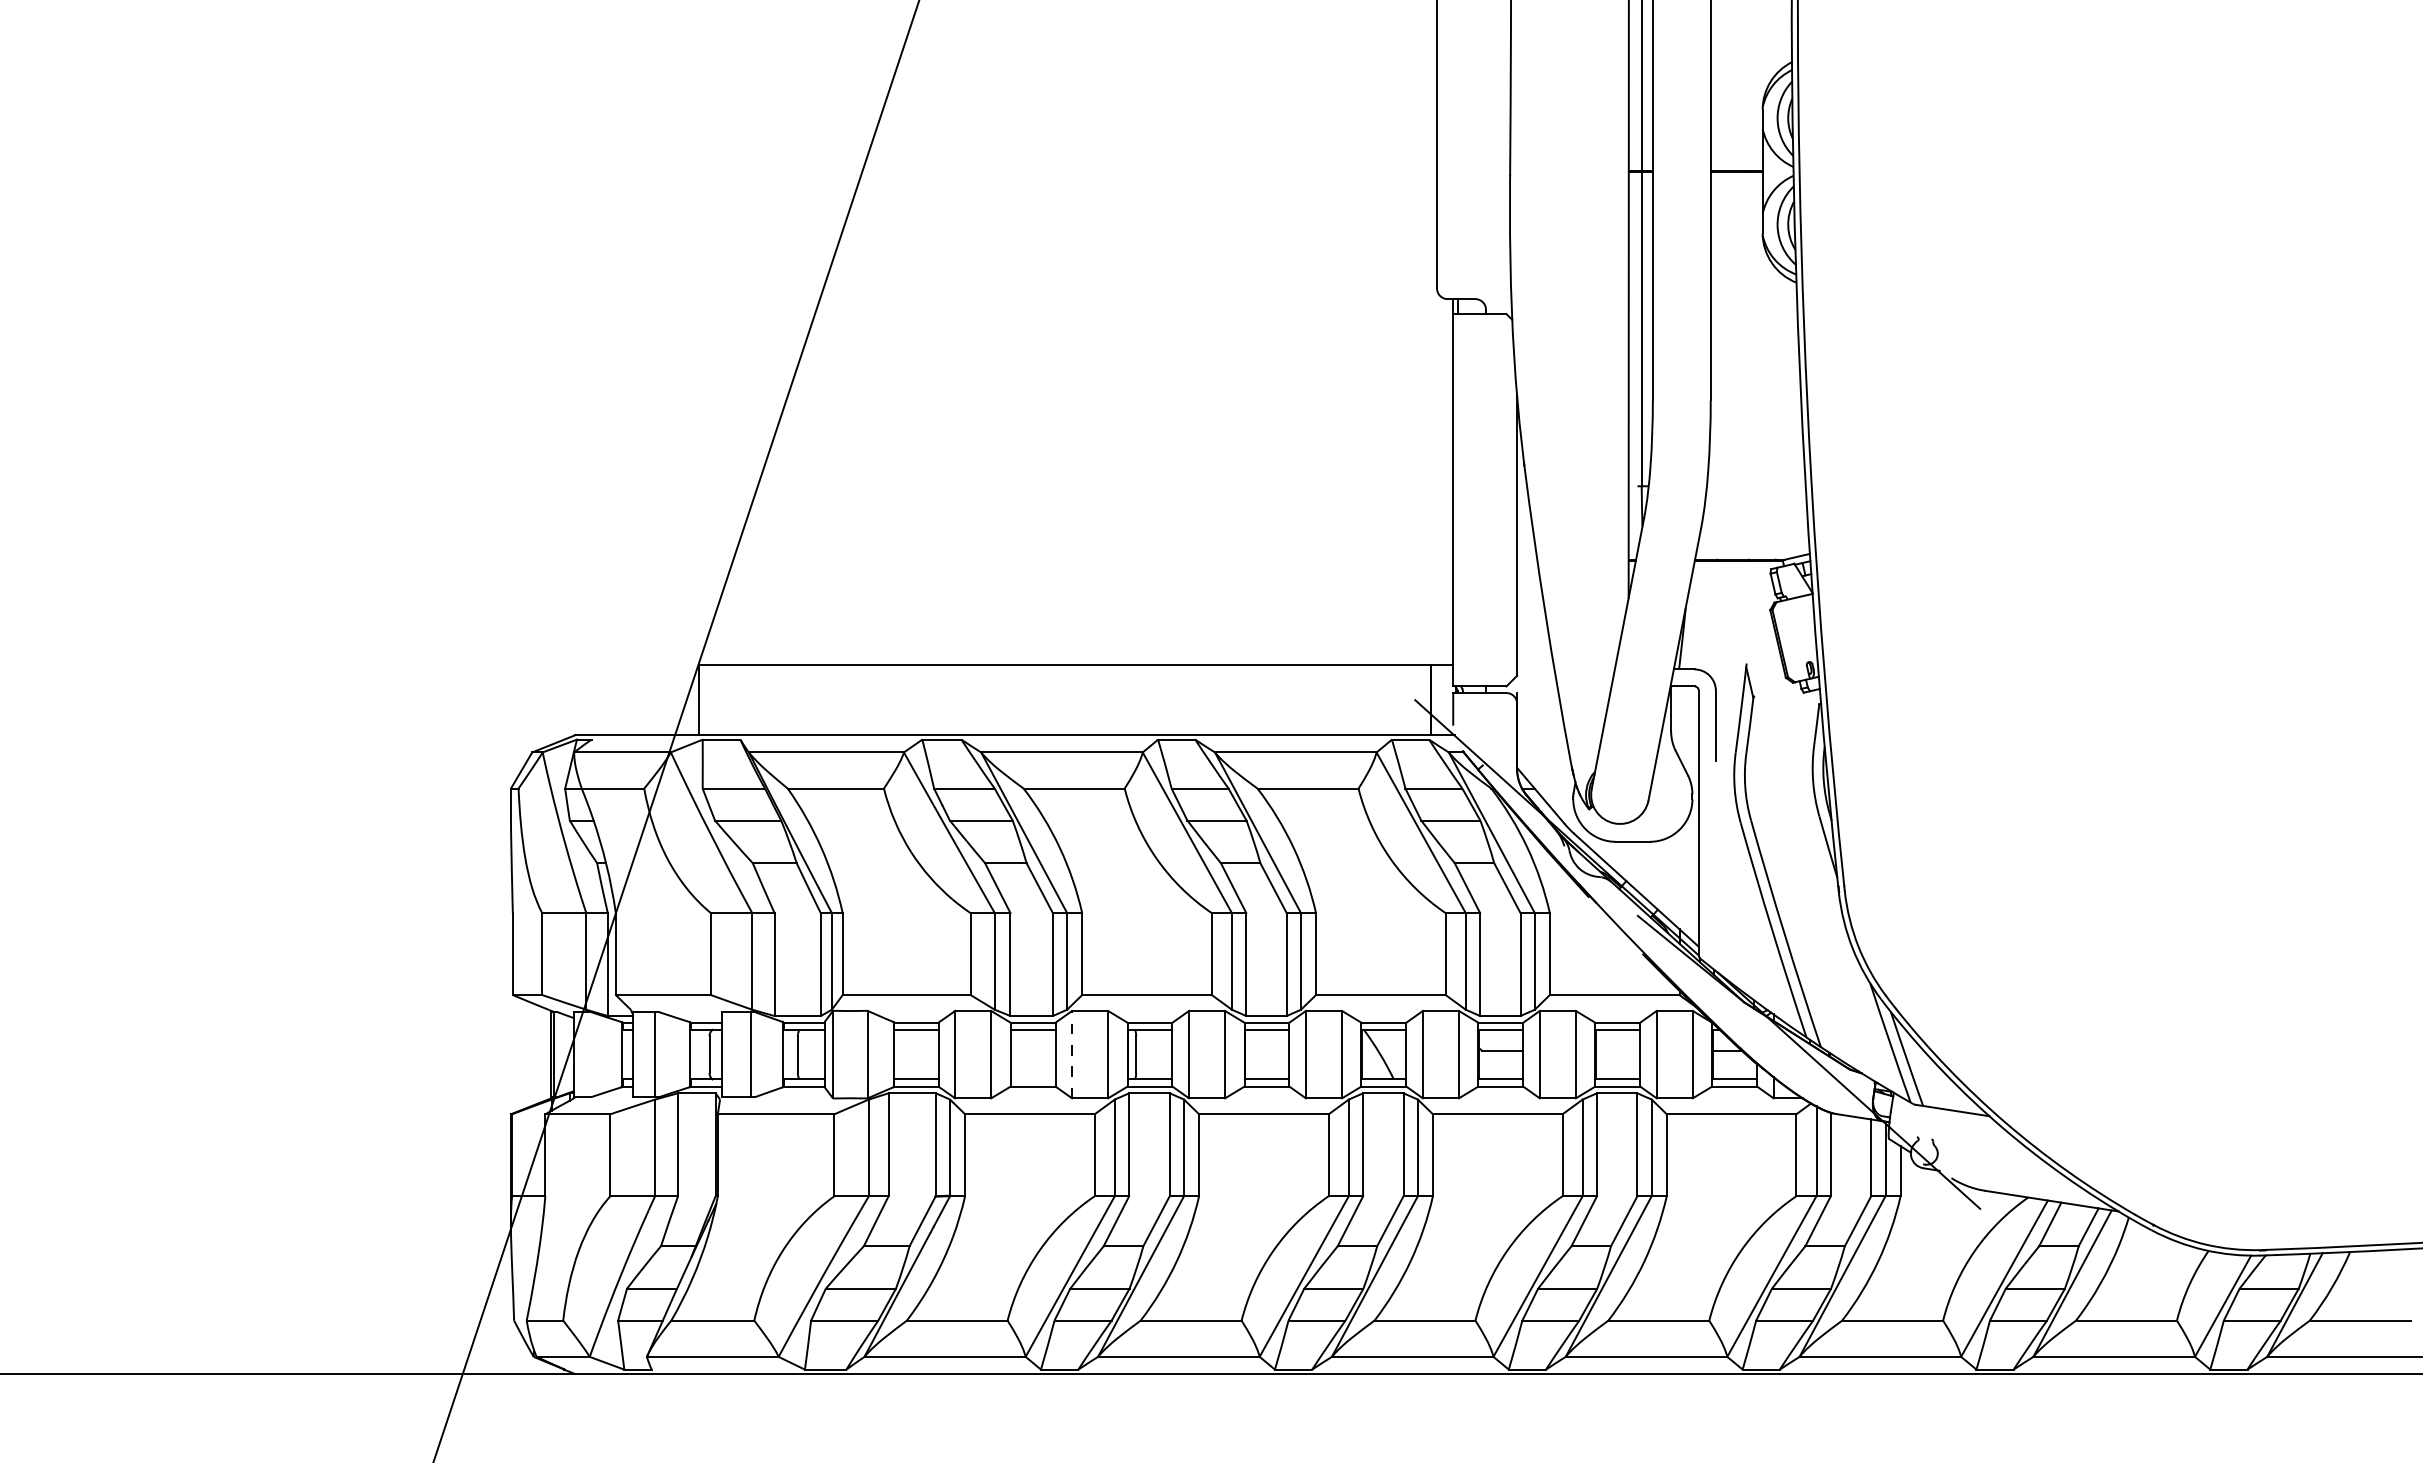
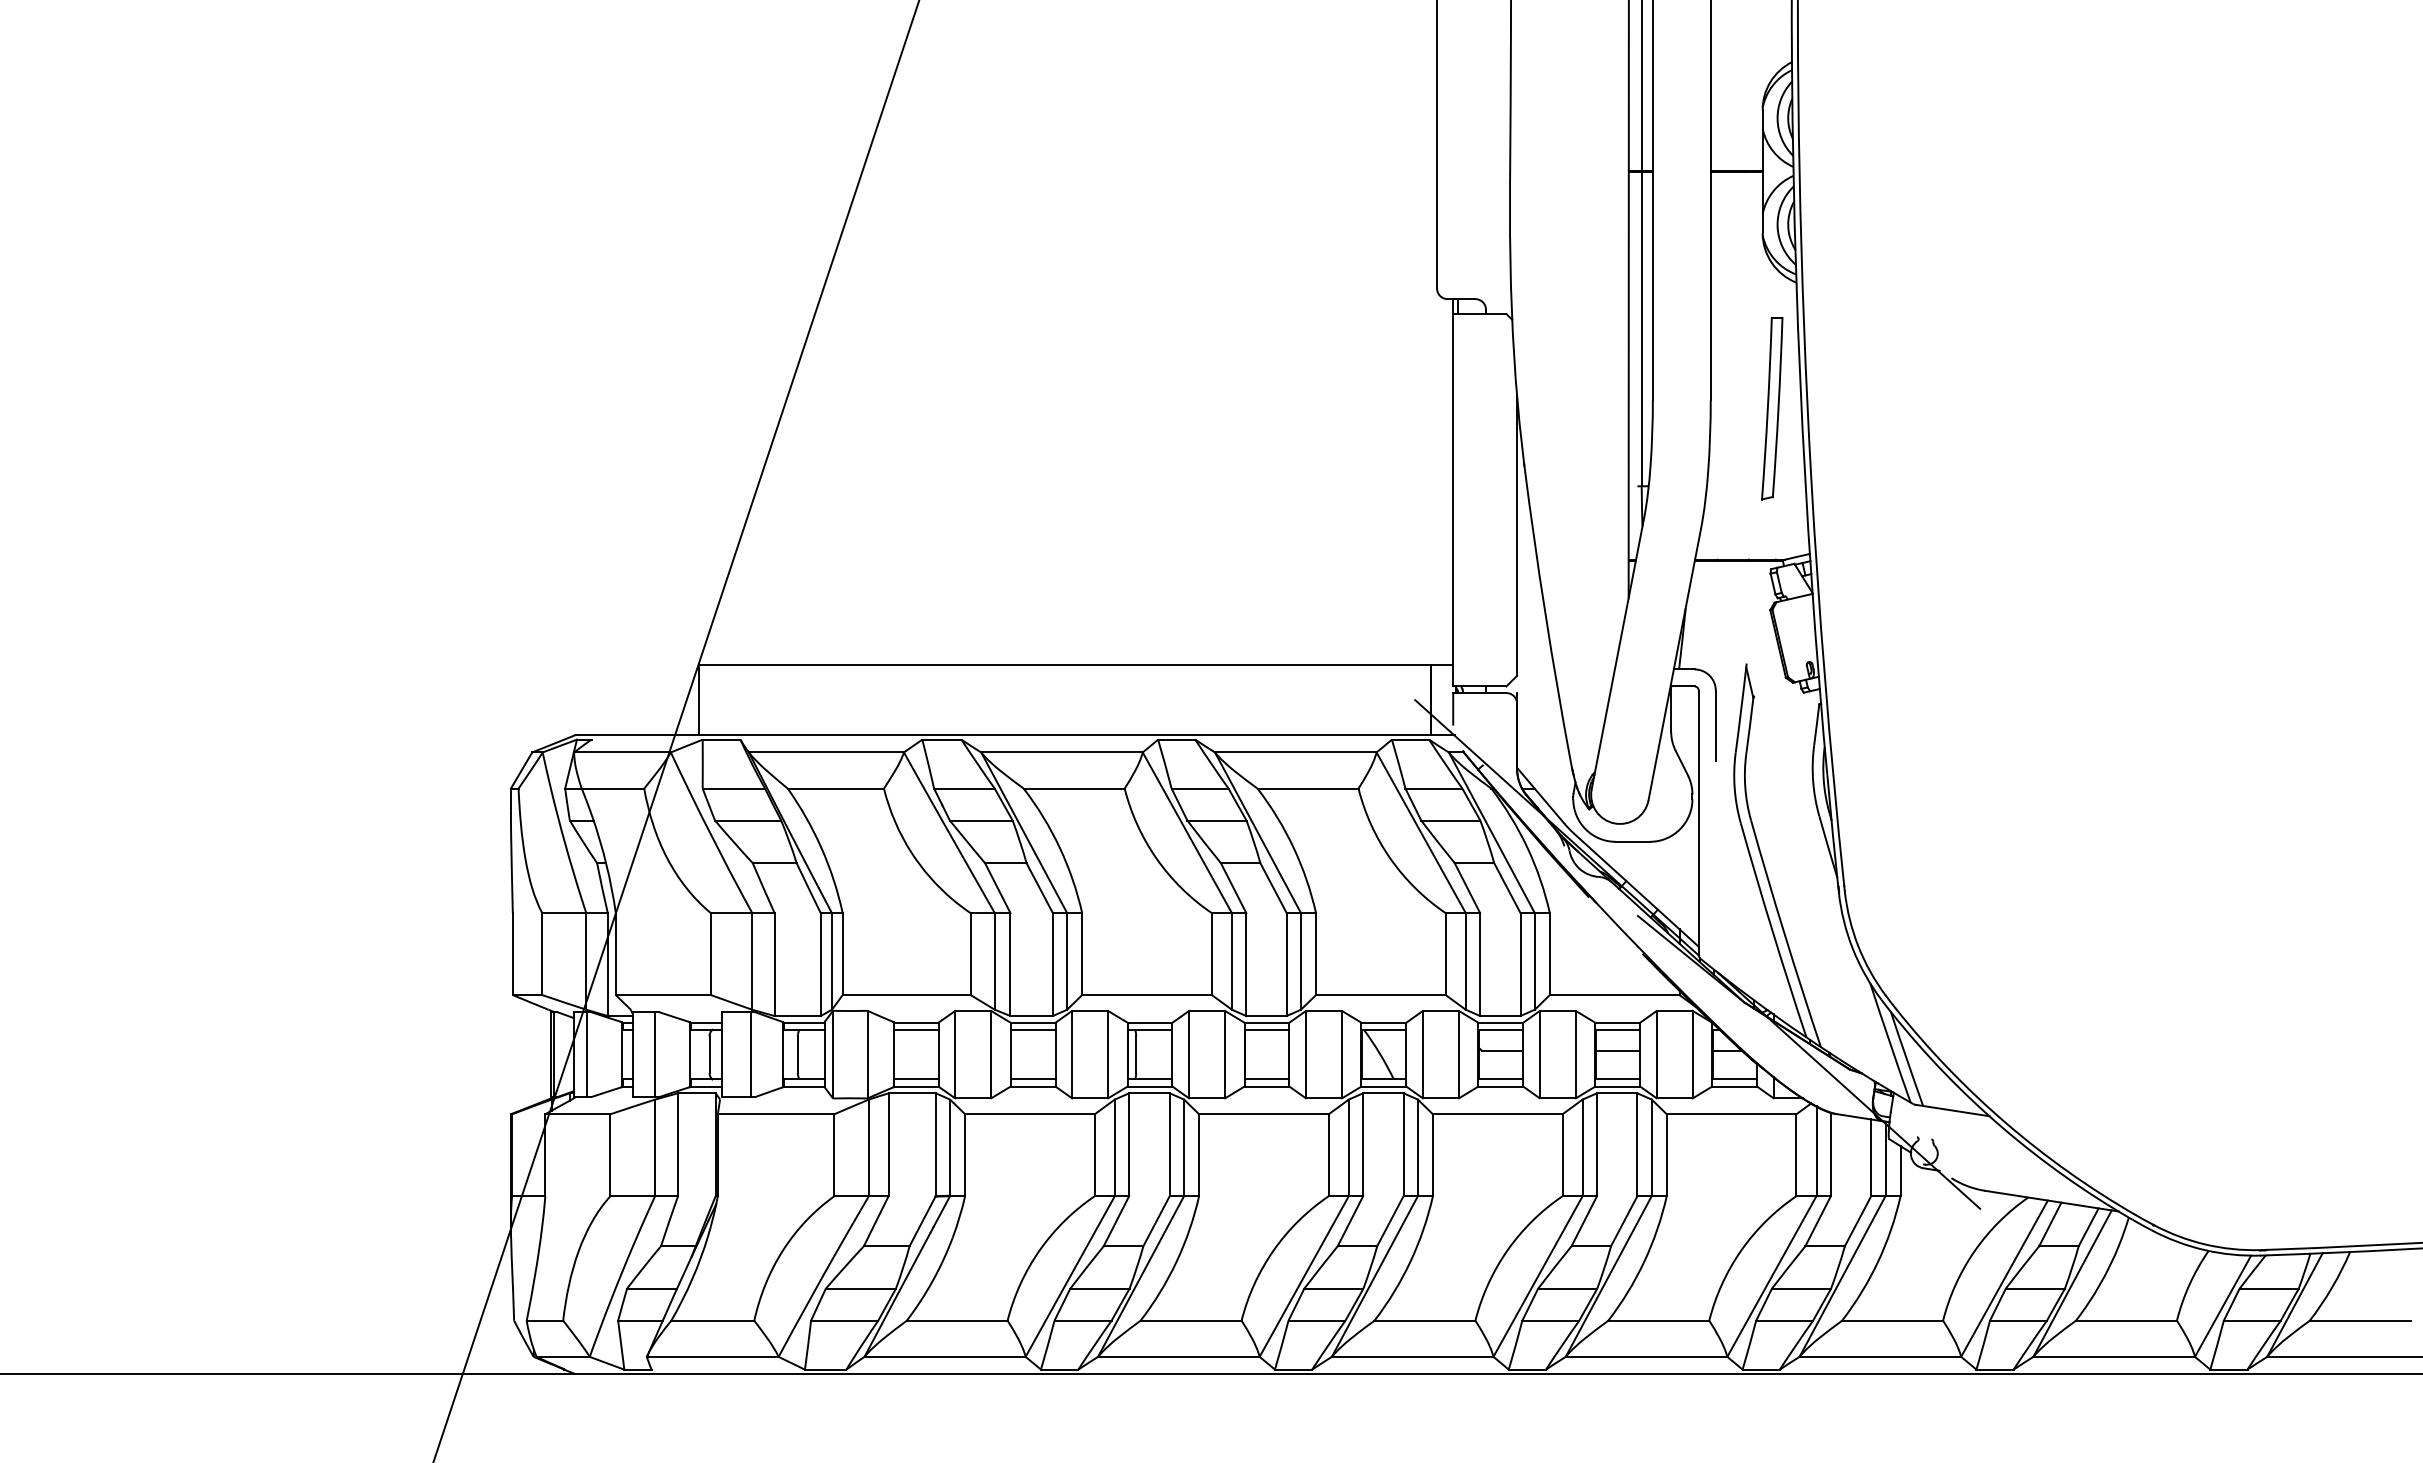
part: none -> present (1772, 408)
line: none -> present (1617, 1050)
line: none -> present (587, 1054)
line: dashed -> solid (1072, 1054)
line: none -> present (1032, 1079)
